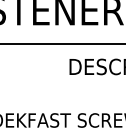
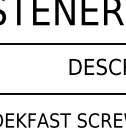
line: none -> present (62, 94)
